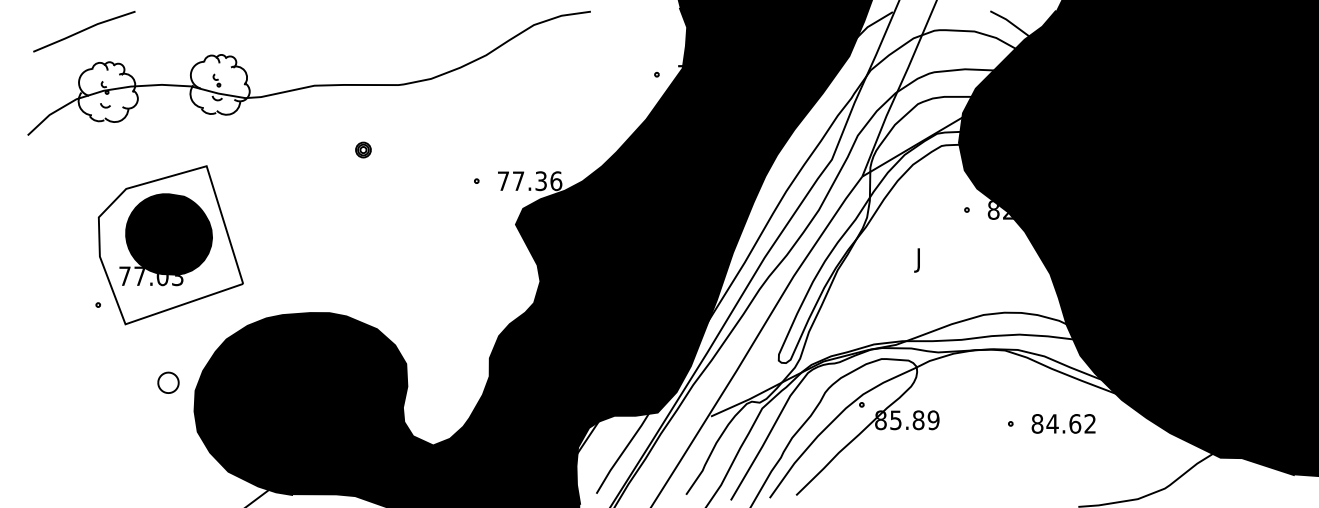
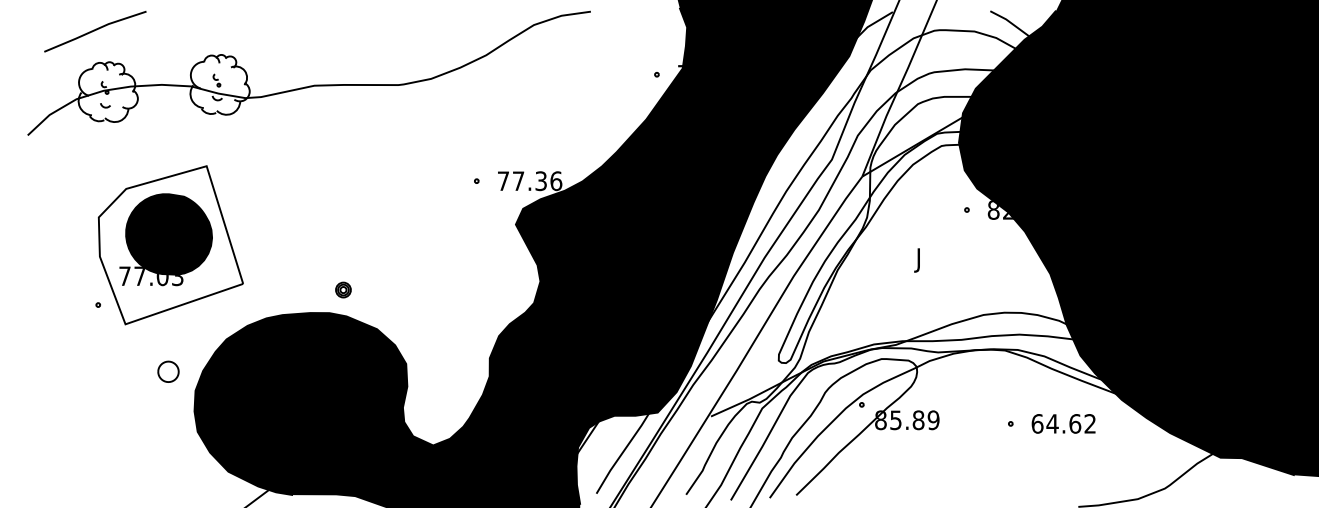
line position: (84, 30) -> (95, 30) (95, 30)
part position: (363, 149) -> (343, 289) (343, 289)
part position: (168, 382) -> (168, 371) (168, 371)
text: 84.62 -> 64.62 (1037, 423)
